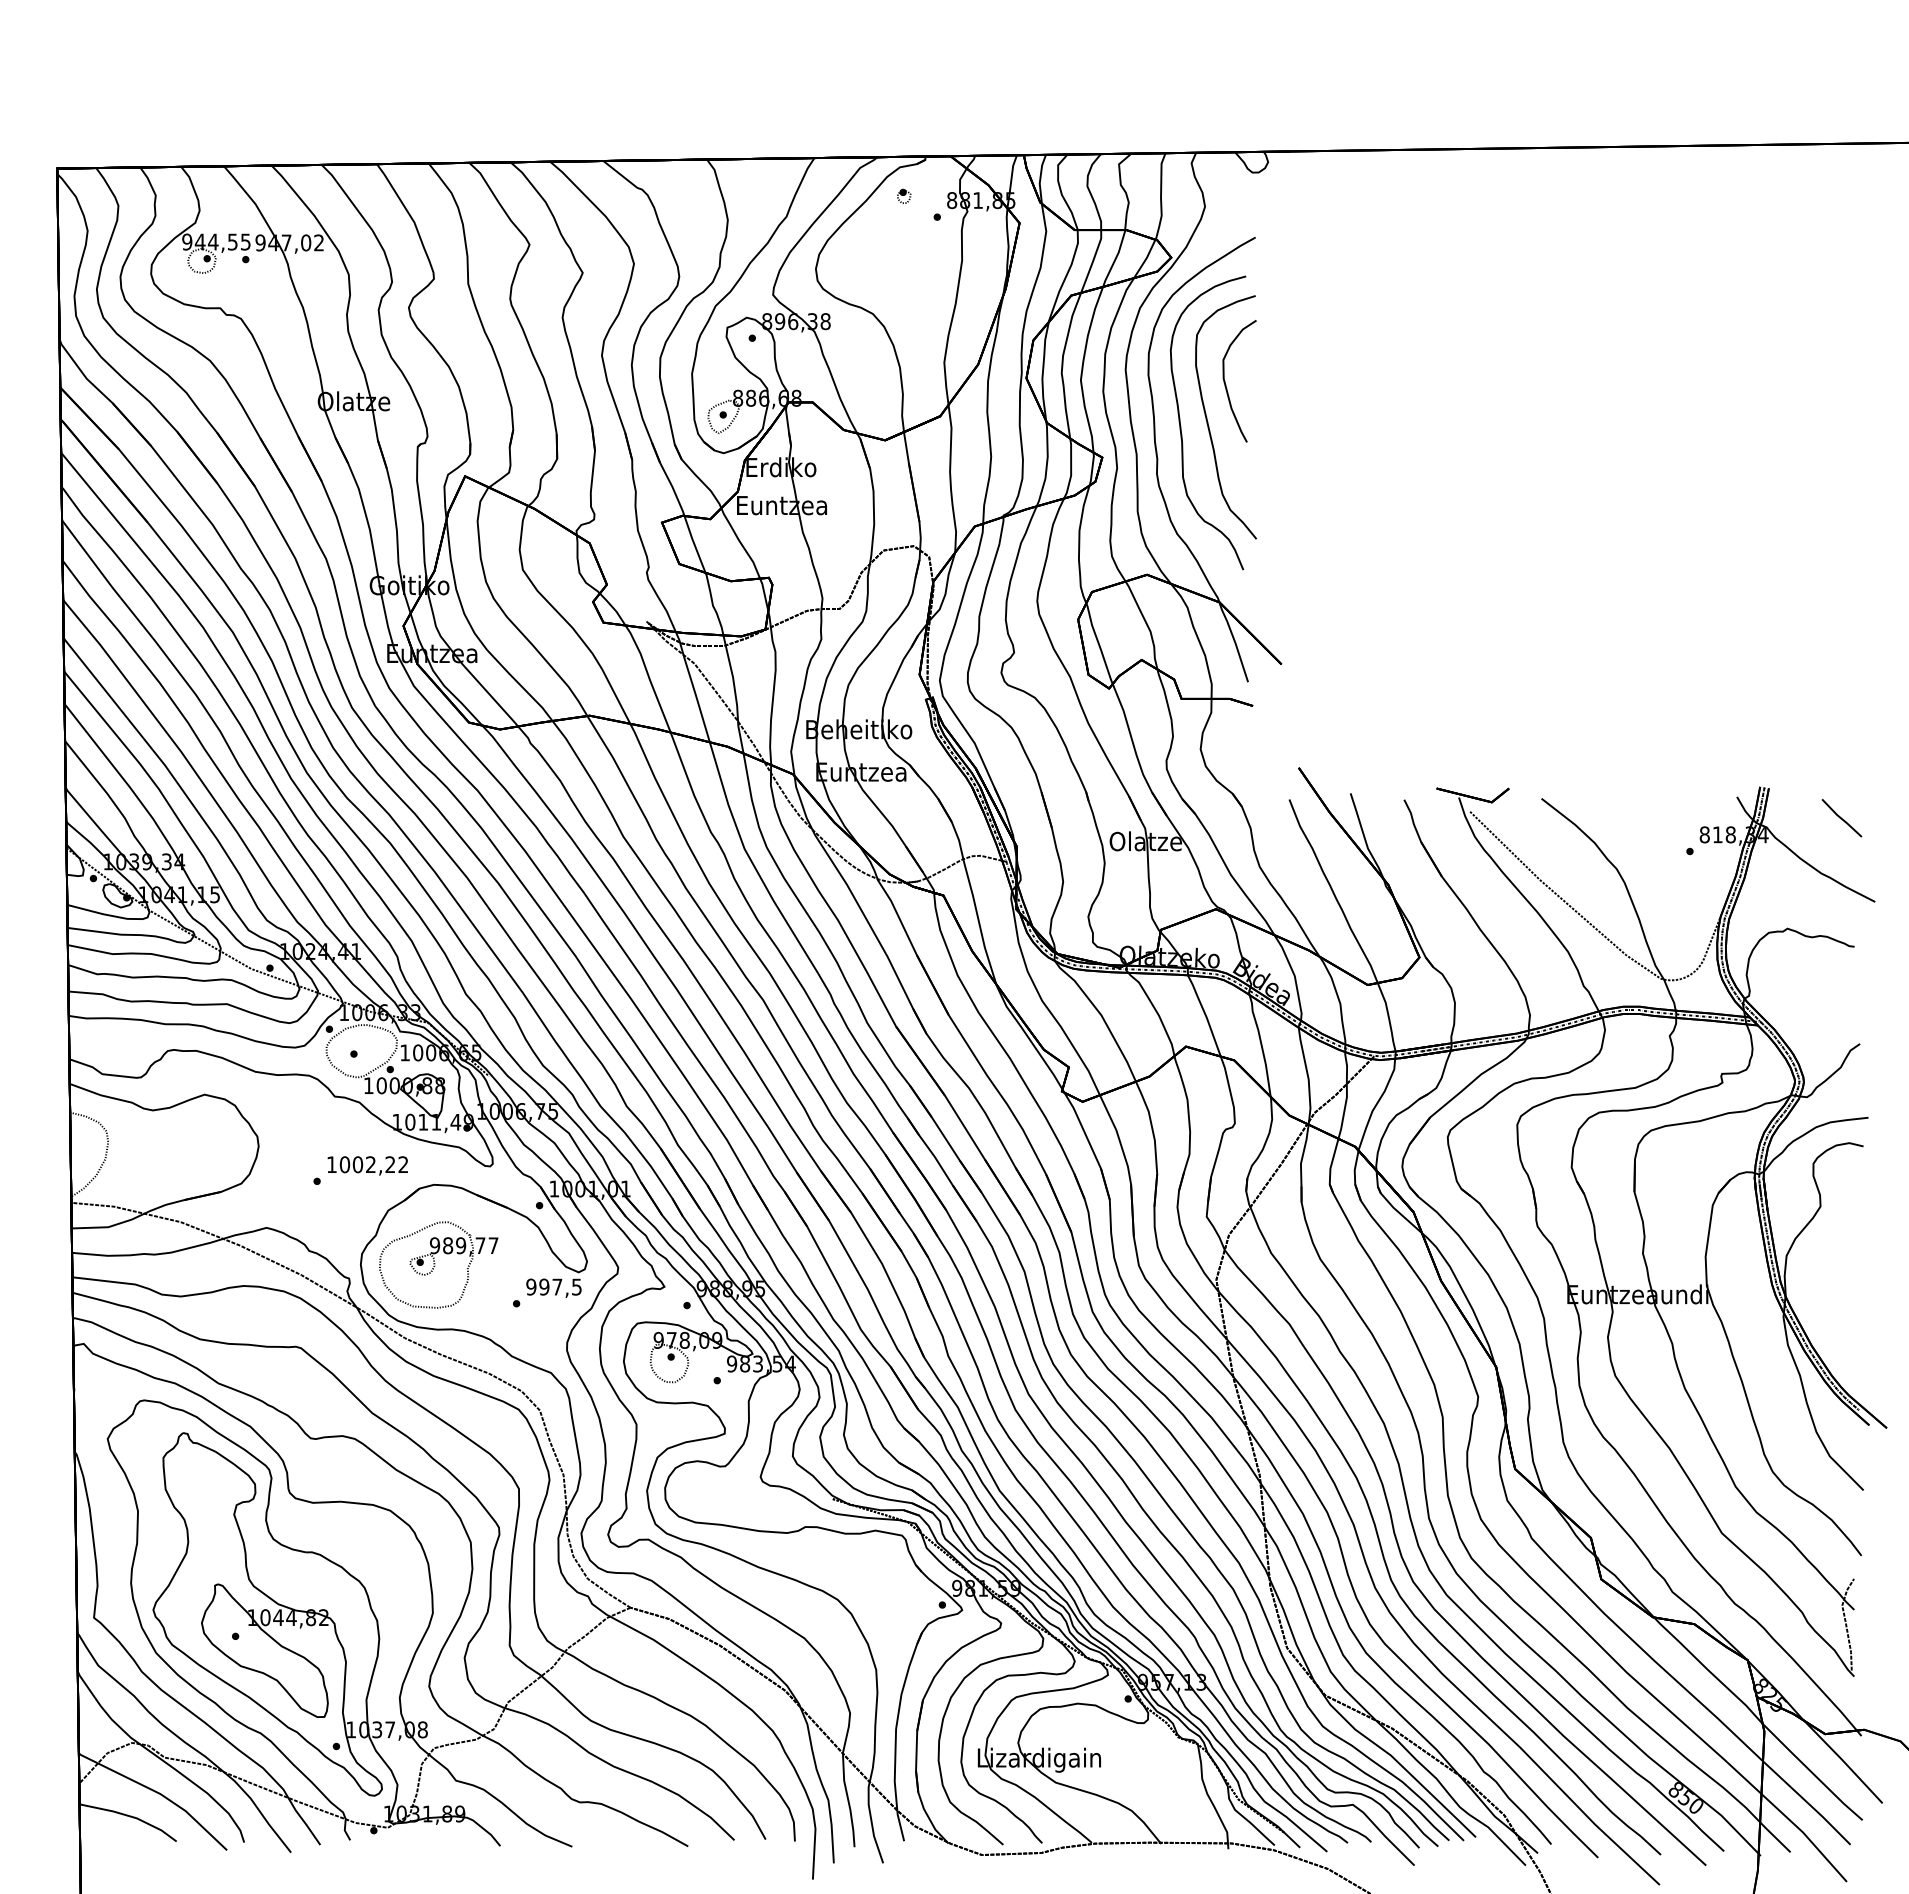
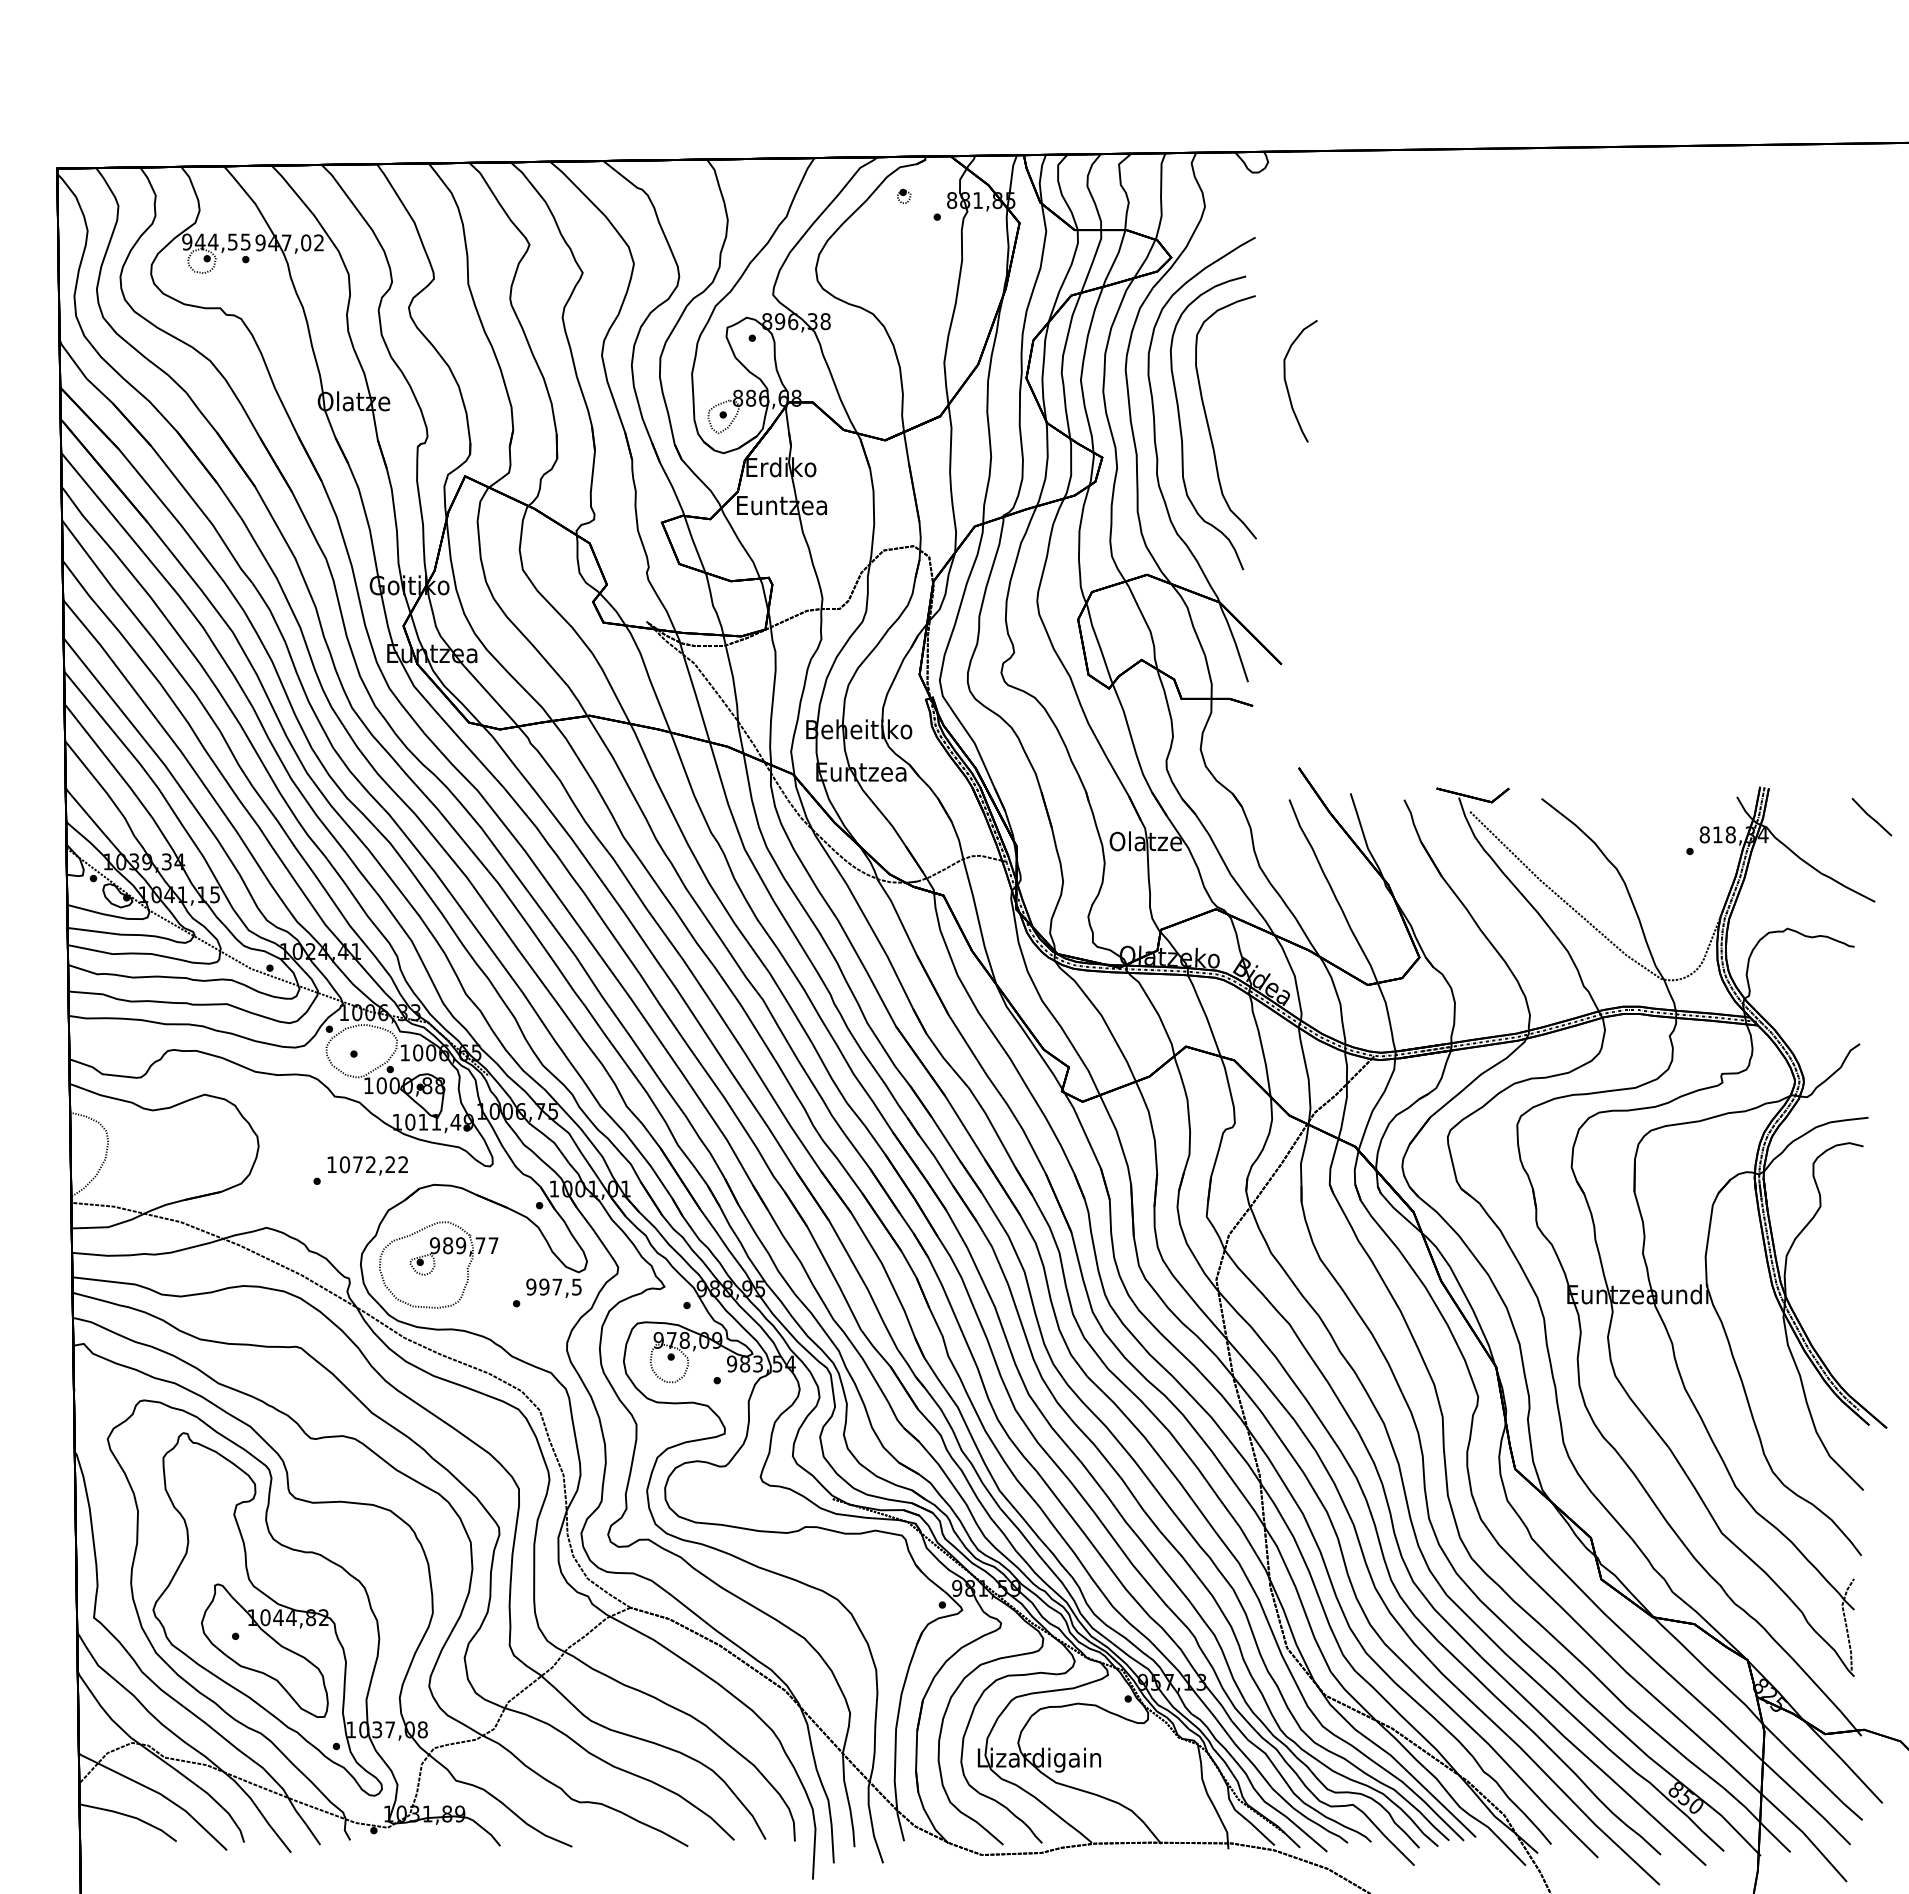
curve position: (1226, 384) -> (1287, 384) (1287, 384)
line position: (1841, 818) -> (1871, 817) (1871, 817)
text: 1002,22 -> 1072,22 (357, 1164)
